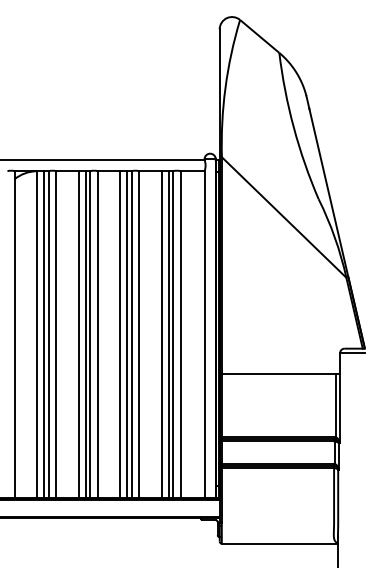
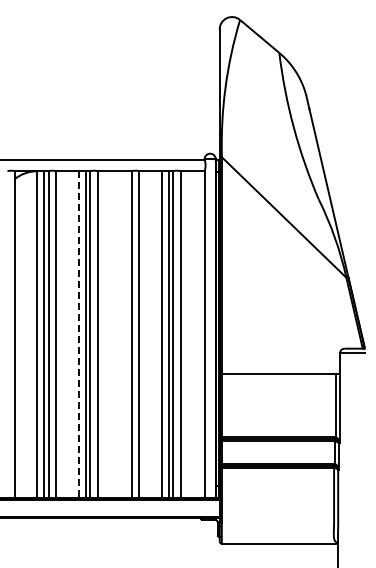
line: present -> none (120, 334)
line: present -> none (127, 334)
line: solid -> dashed (78, 335)
